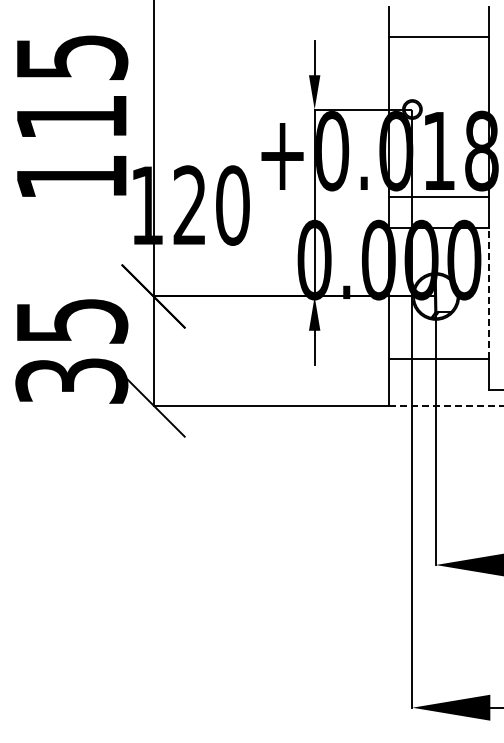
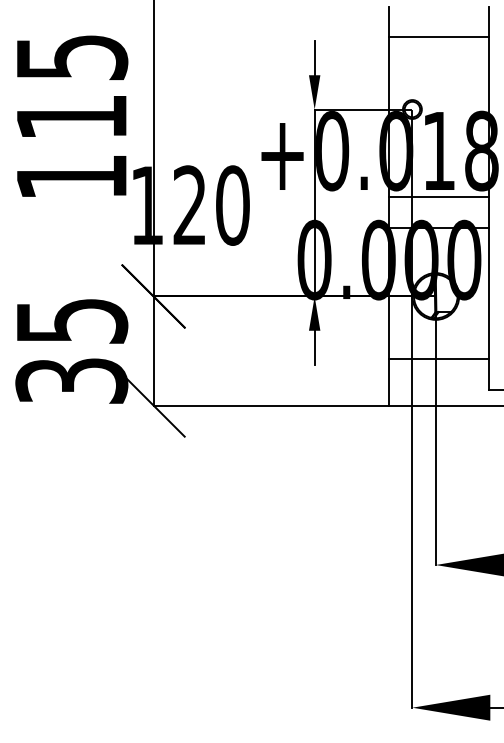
line: dashed -> solid (488, 292)
line: dashed -> solid (445, 405)
